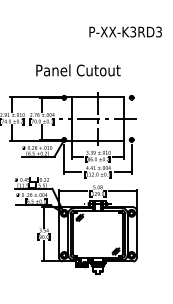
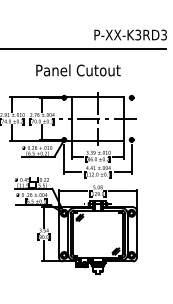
text position: (125, 31) -> (130, 34) (130, 34)
line: none -> present (84, 48)
